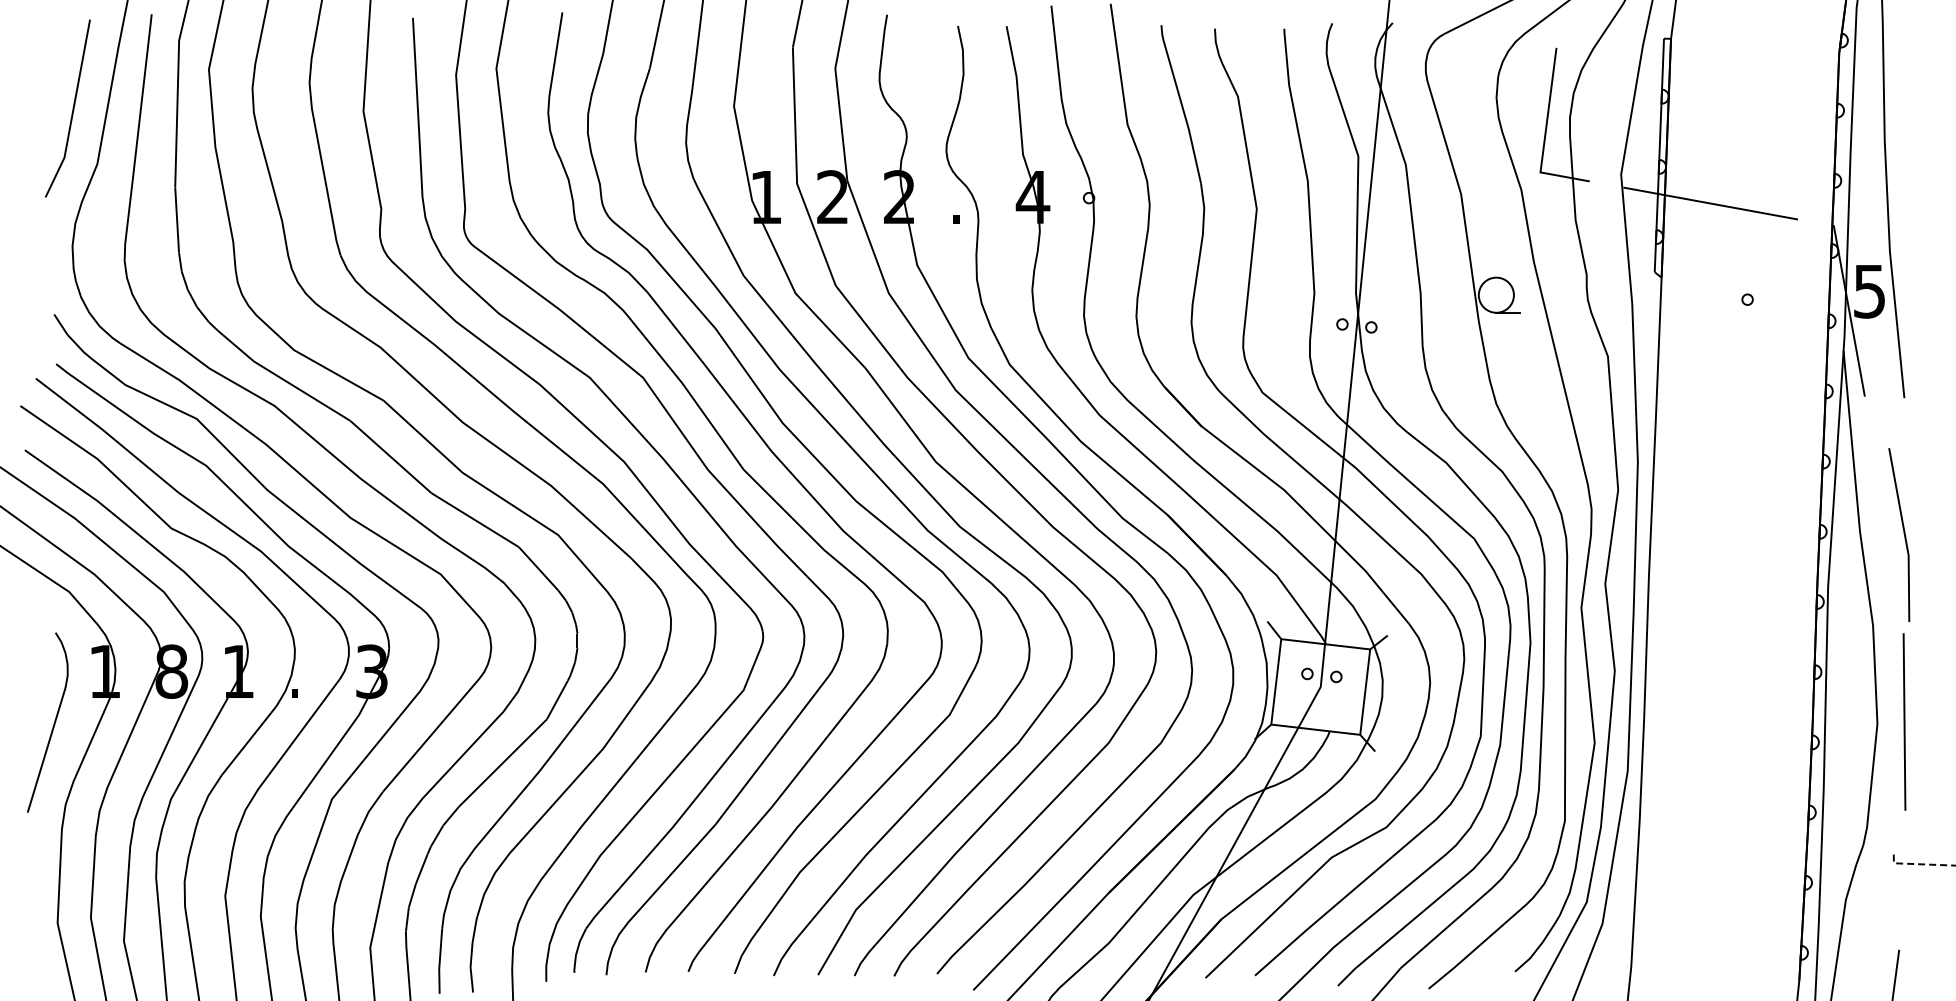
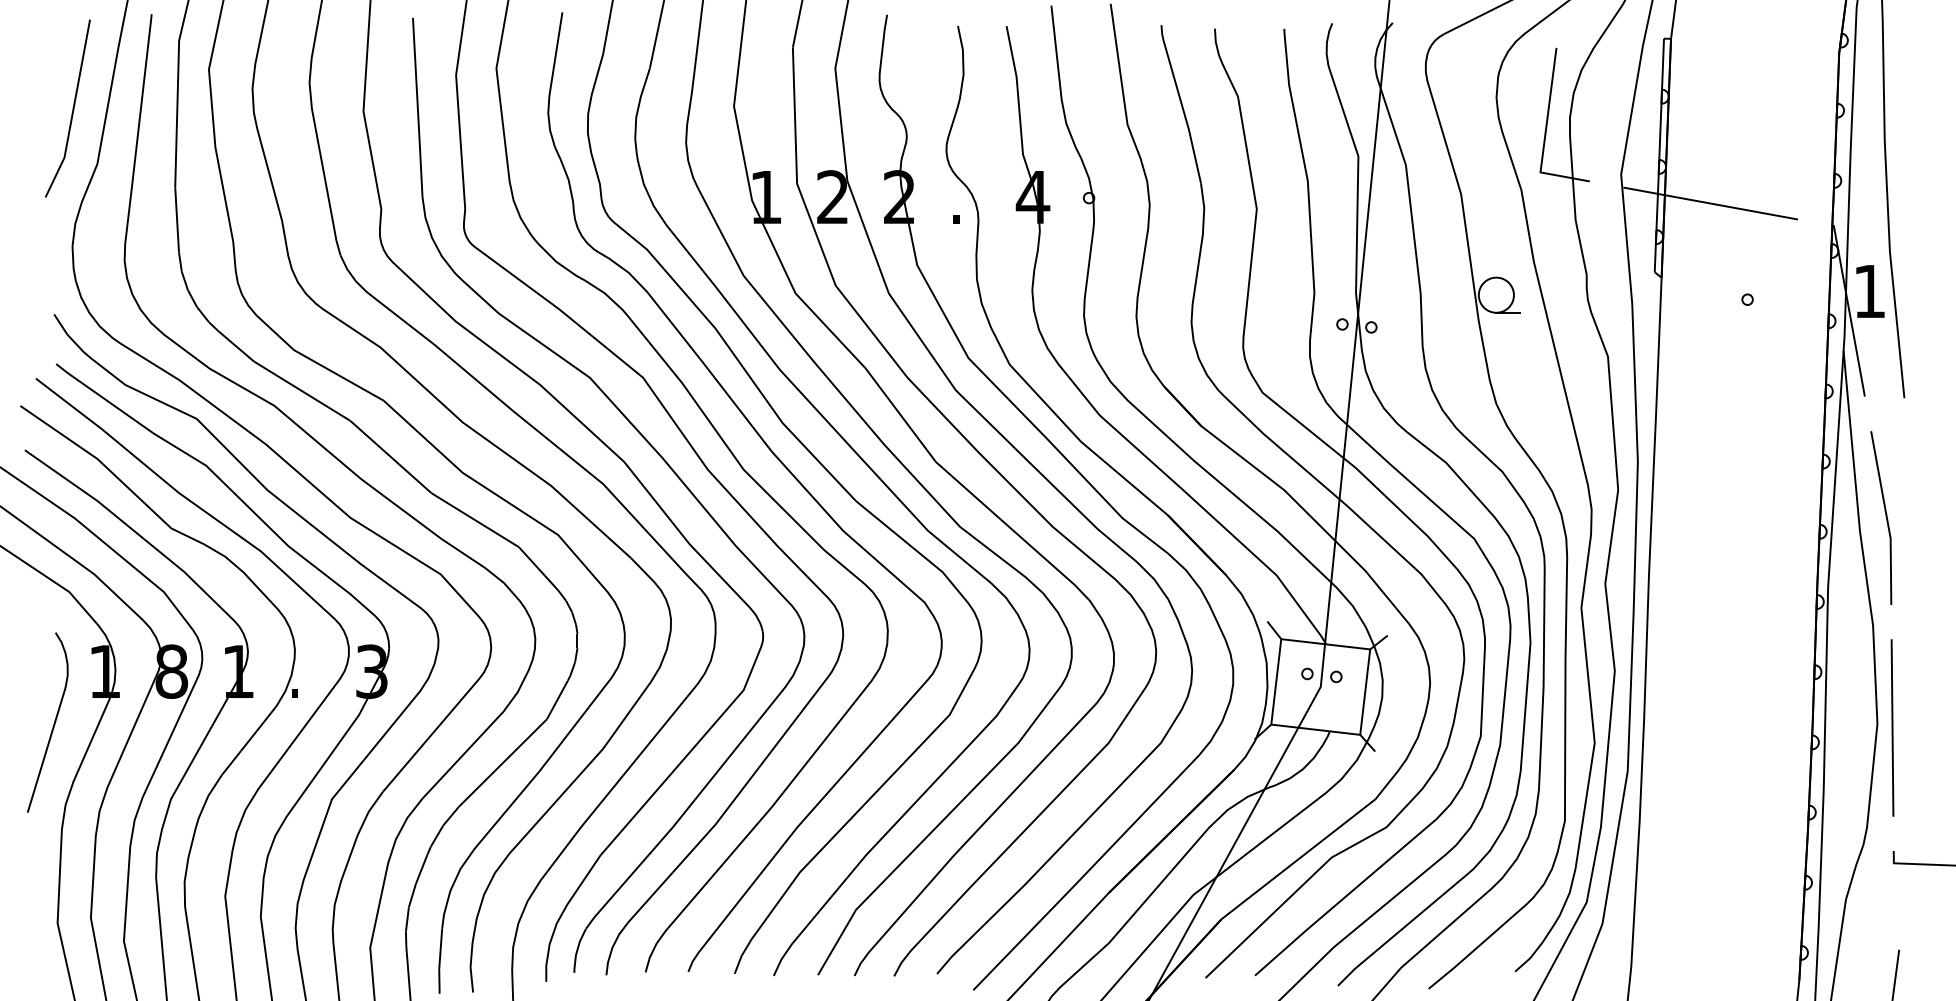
text: 5 -> 1 (1869, 291)
line position: (1903, 534) -> (1885, 517) (1885, 517)
line position: (1904, 721) -> (1892, 727) (1892, 727)
line: dashed -> solid (1917, 864)
